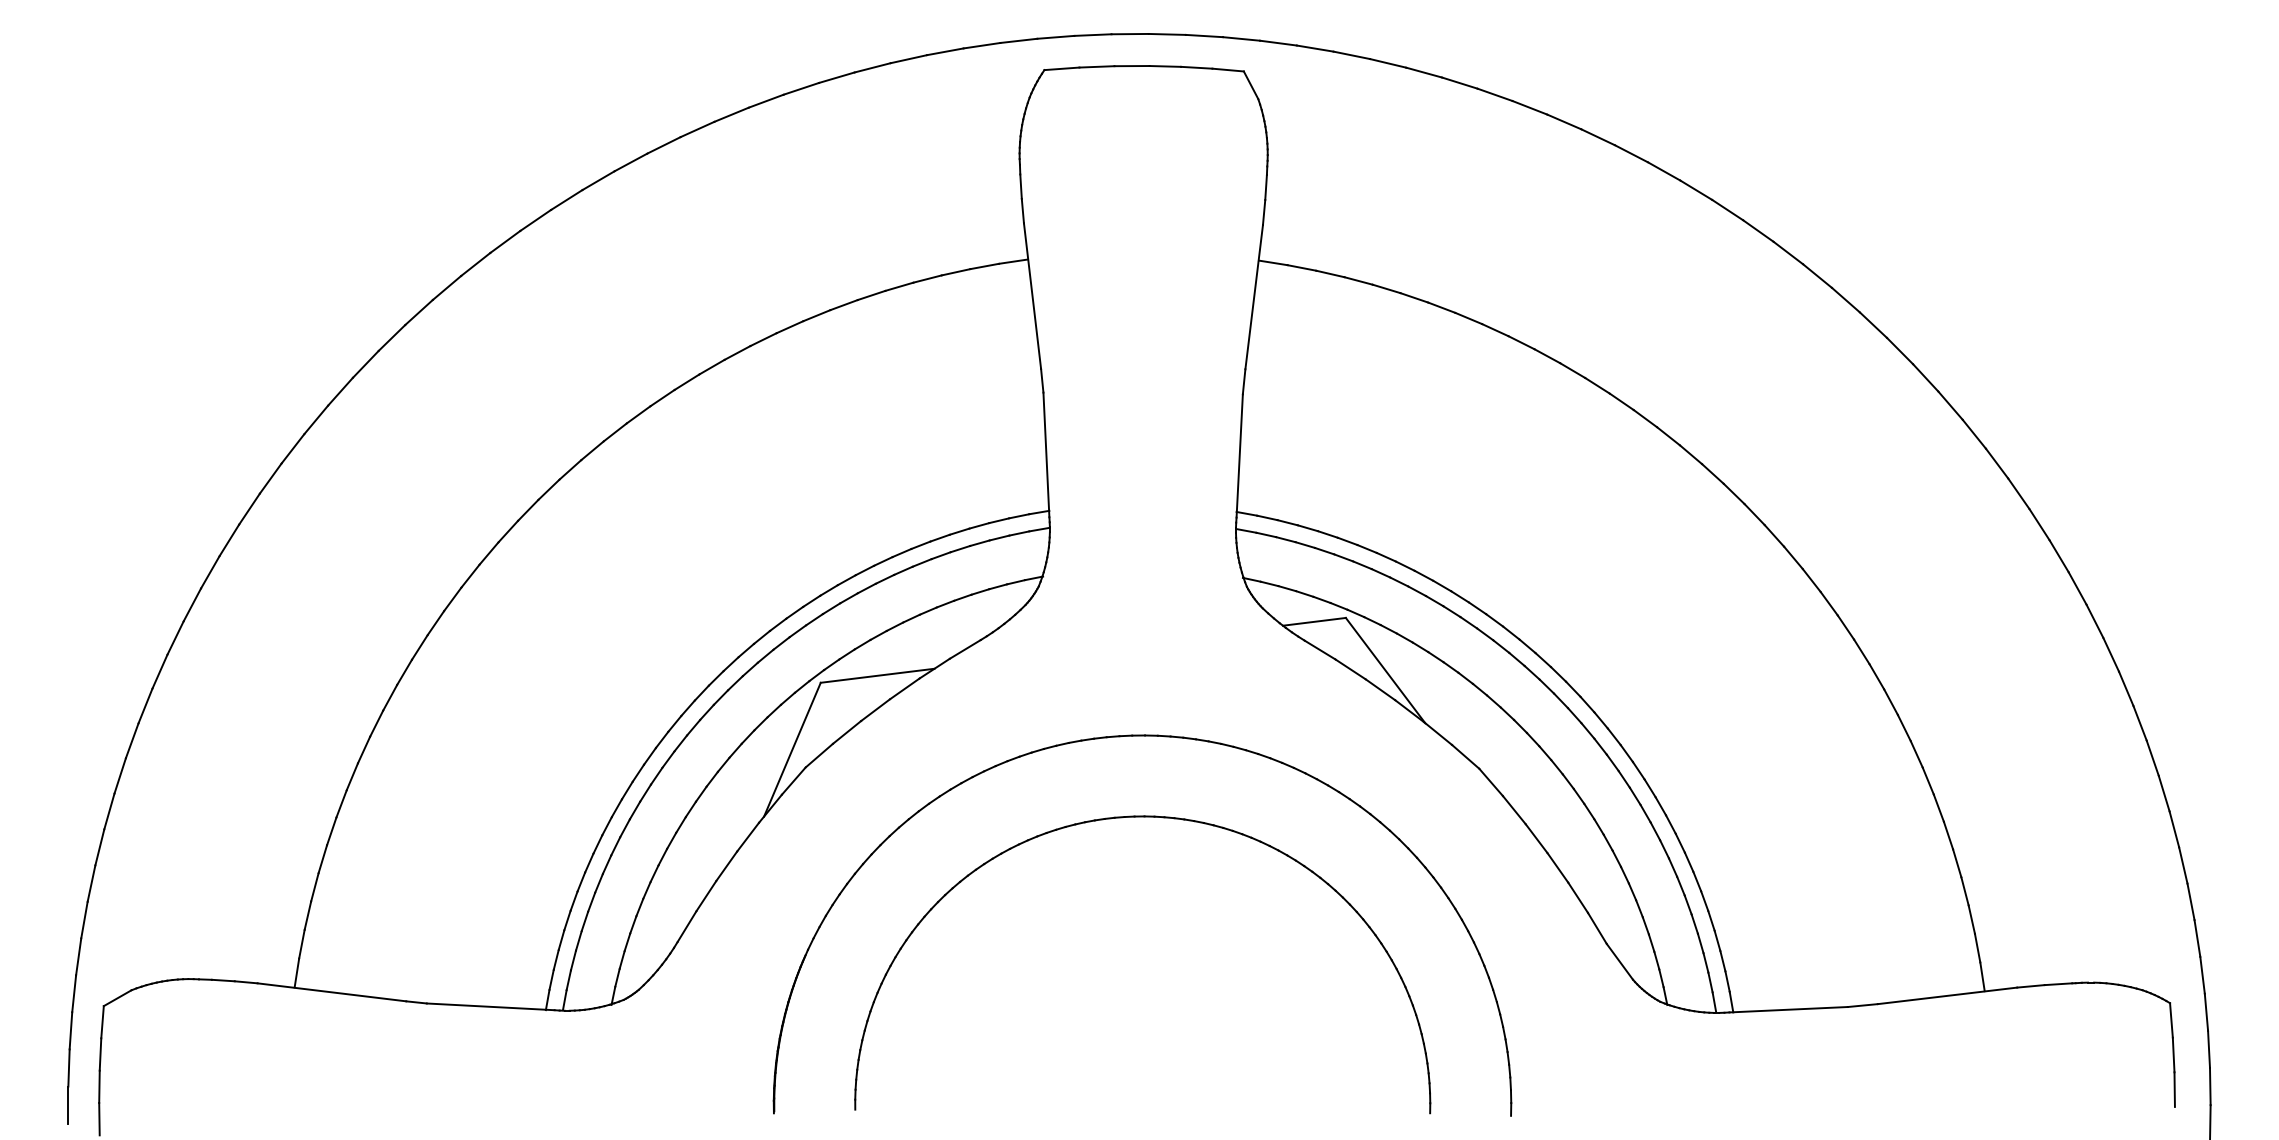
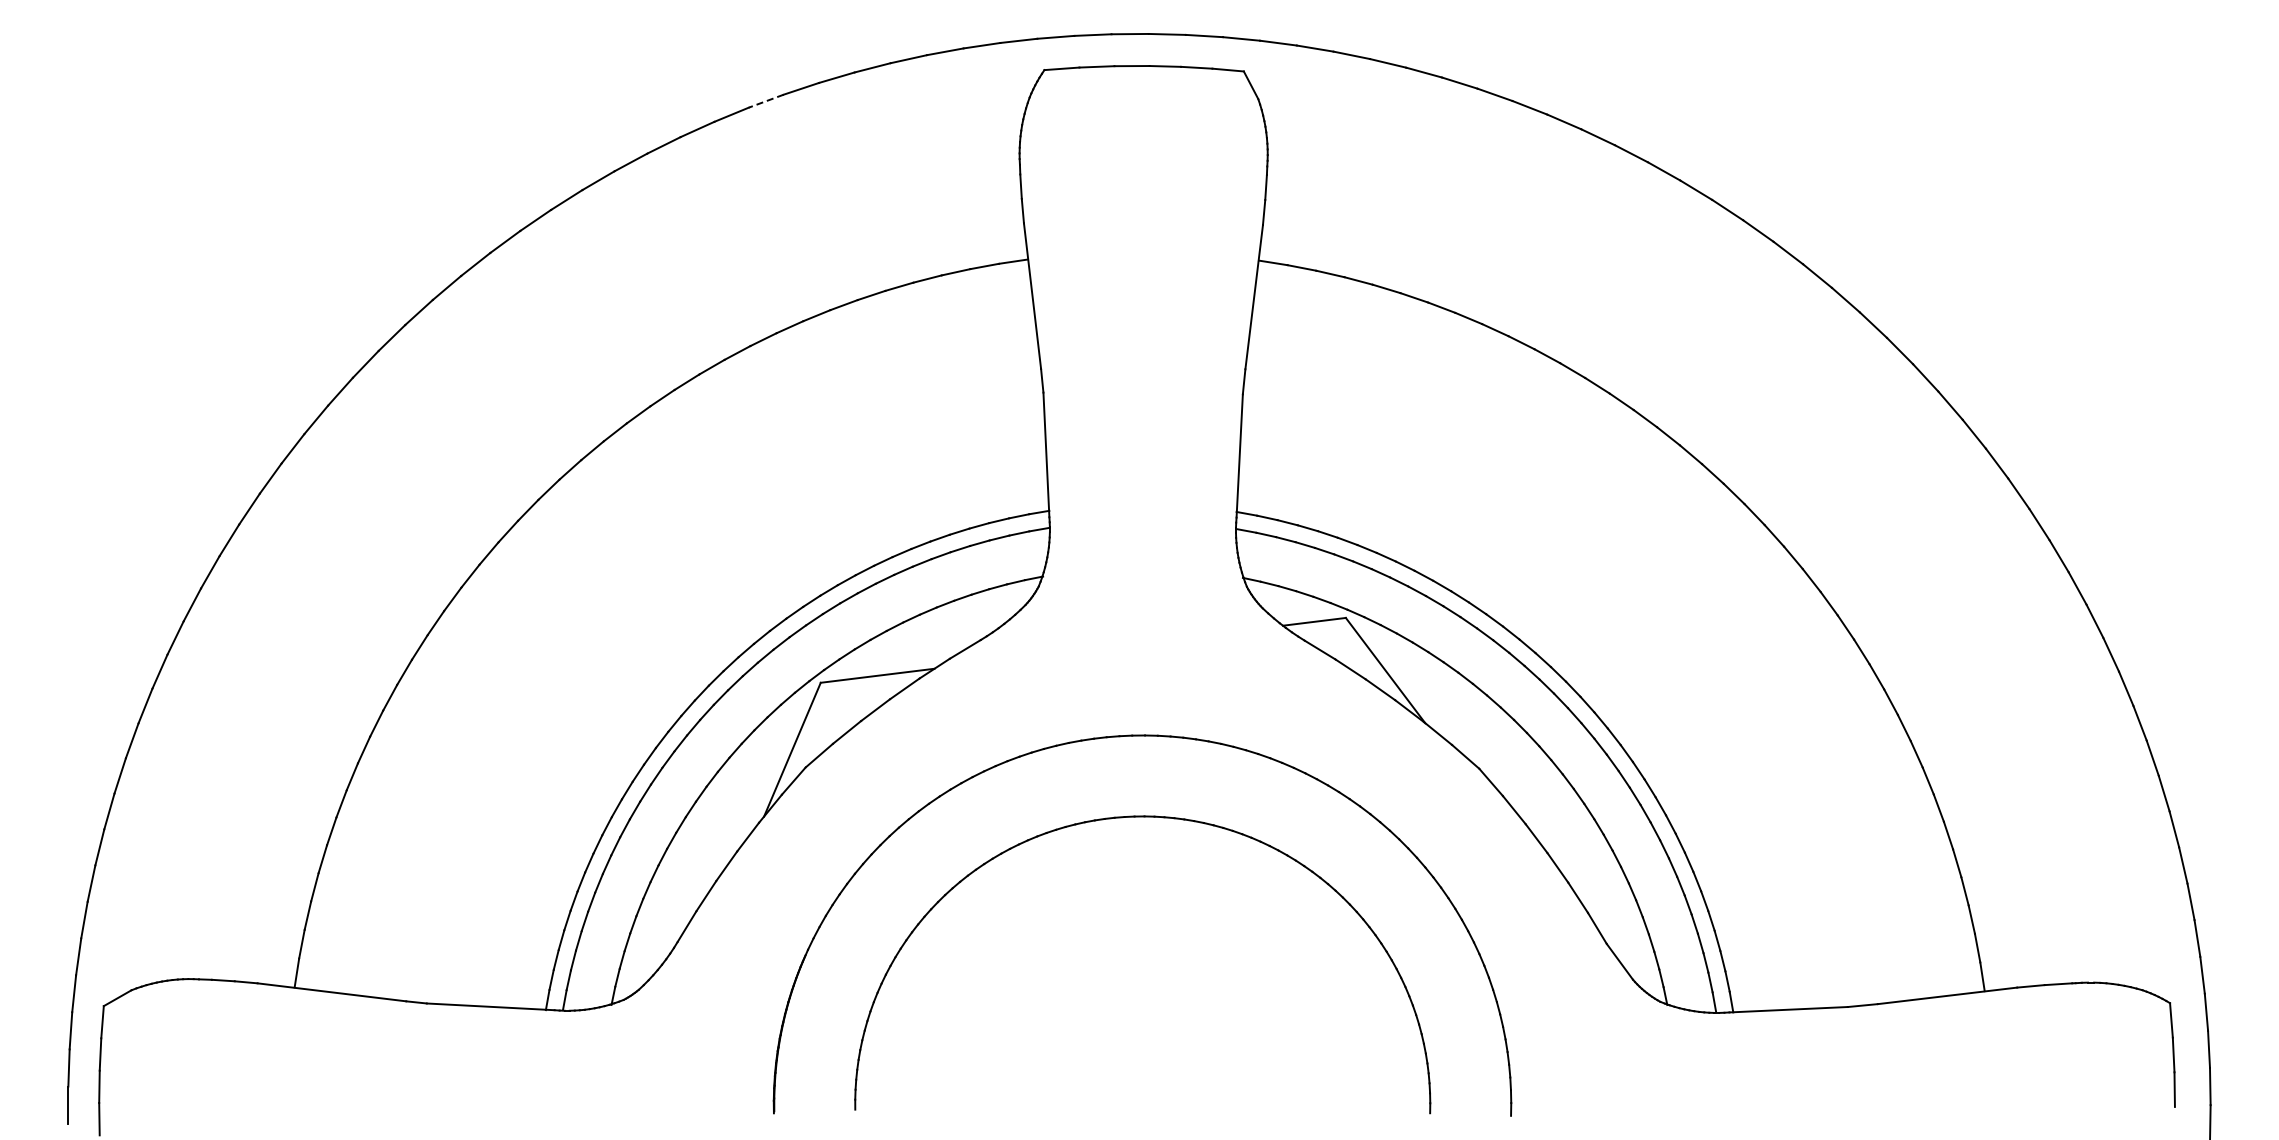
line: solid -> dashed (766, 101)
